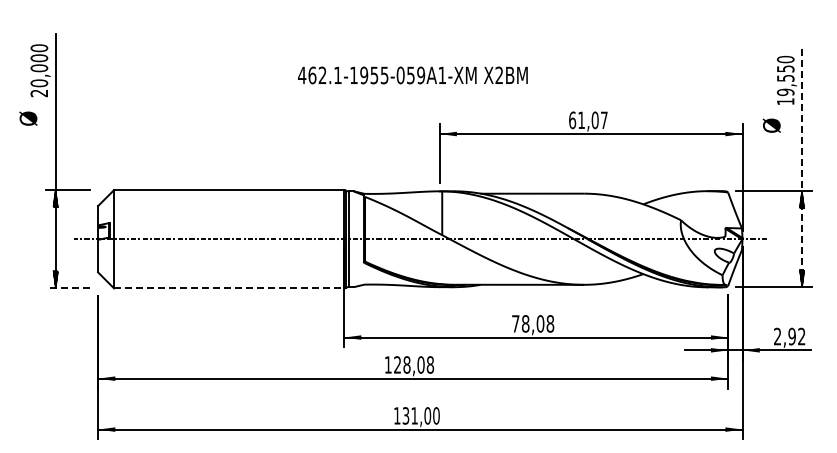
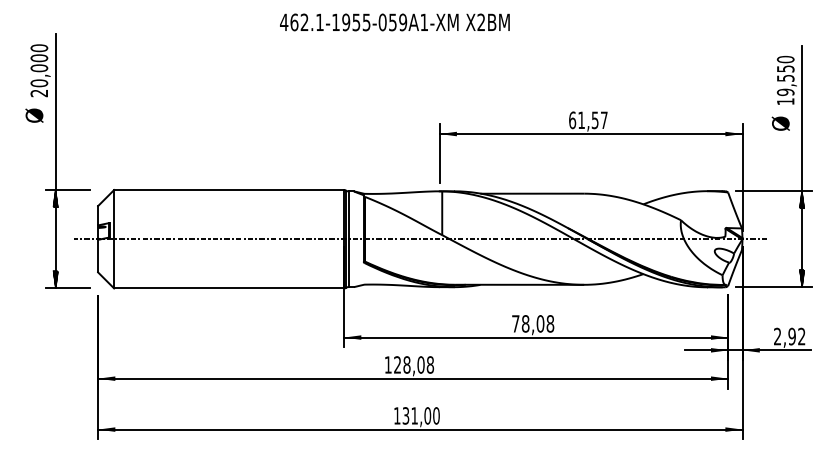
text position: (412, 75) -> (394, 22) (394, 22)
text position: (28, 118) -> (34, 115) (34, 115)
text: 61,07 -> 61,57 (594, 120)
text position: (771, 125) -> (780, 123) (780, 123)
line: dashed -> solid (802, 166)
line: dashed -> solid (67, 288)
line: dashed -> solid (229, 288)
